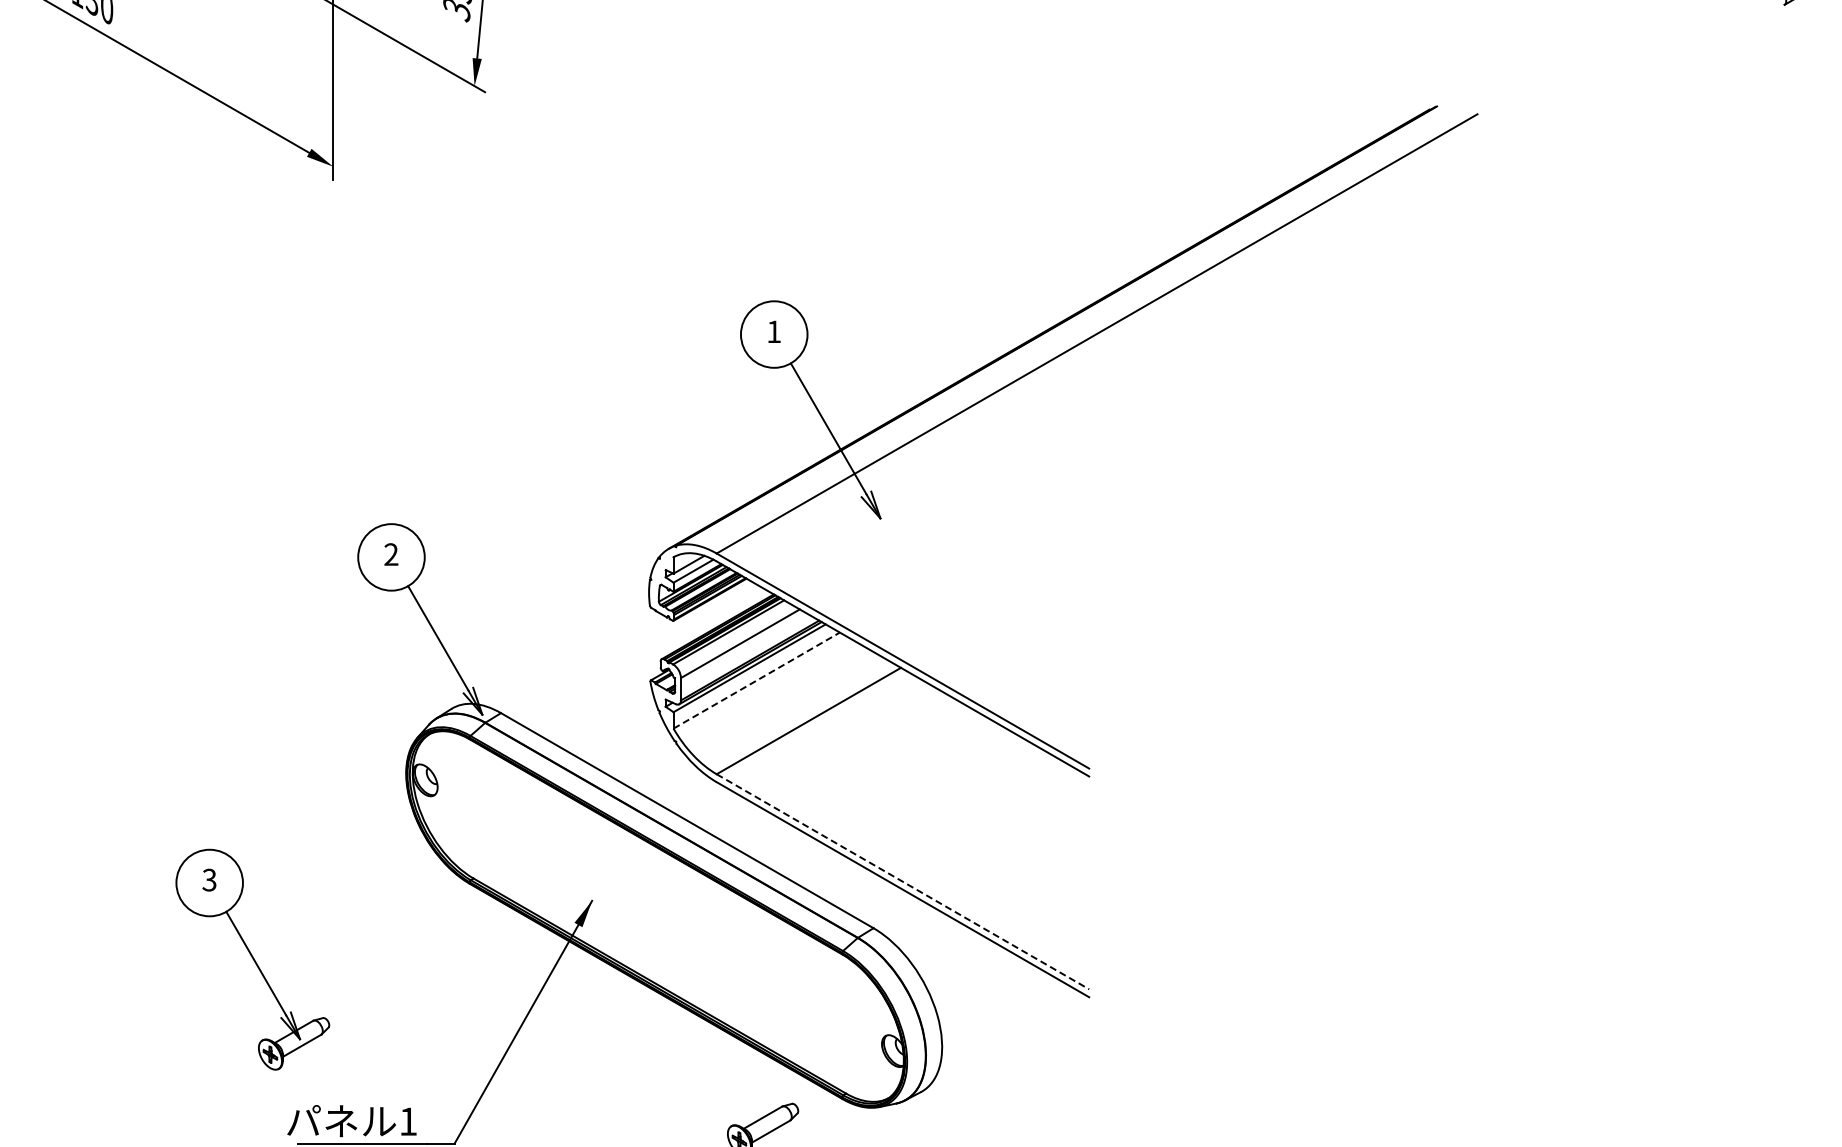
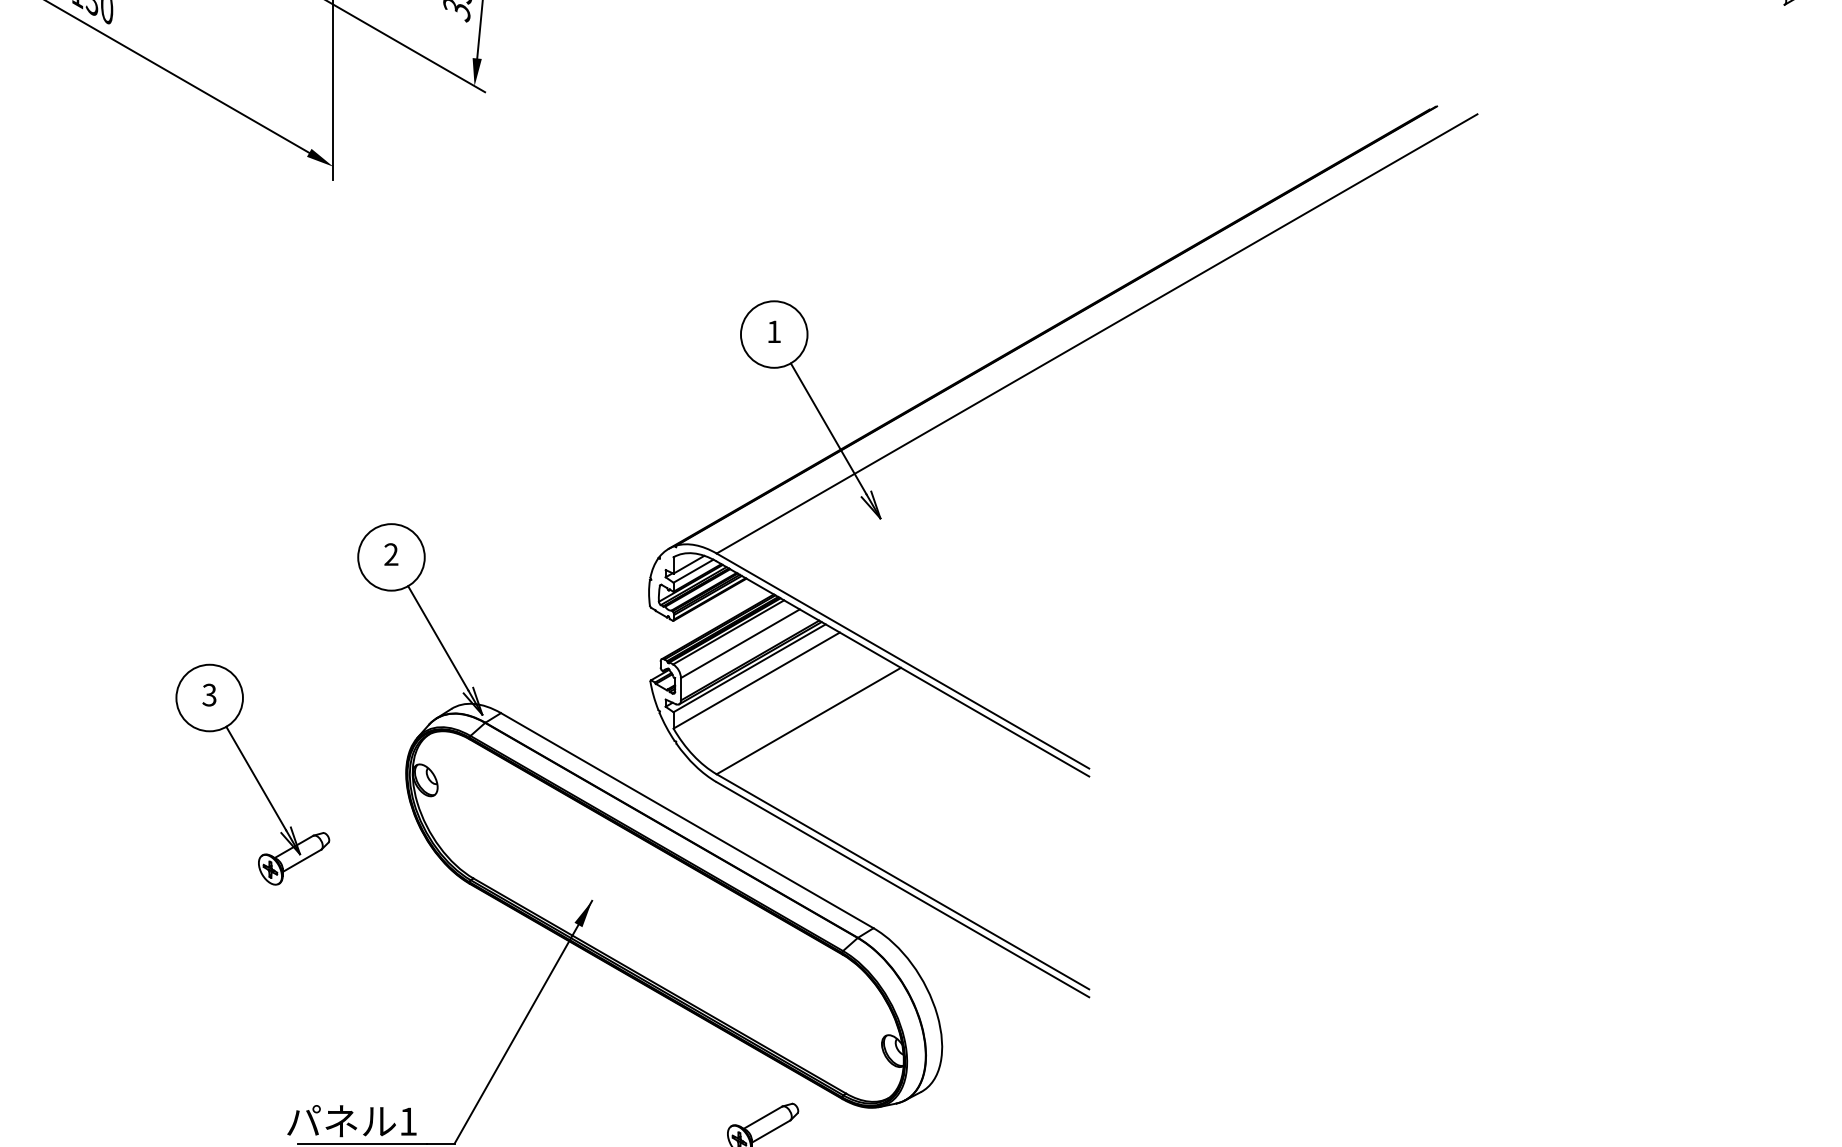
line: dashed -> solid (757, 680)
line: dashed -> solid (903, 882)
part position: (252, 959) -> (252, 774) (252, 774)
